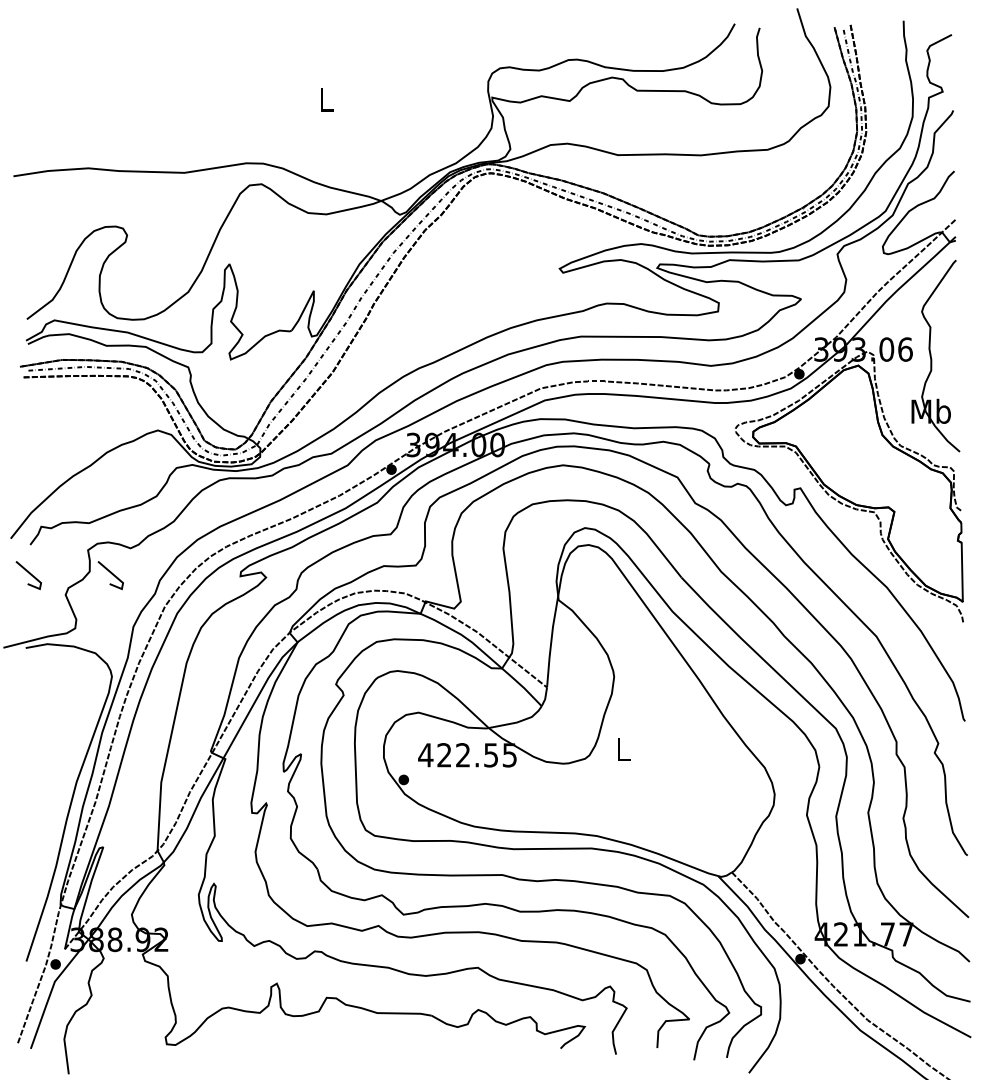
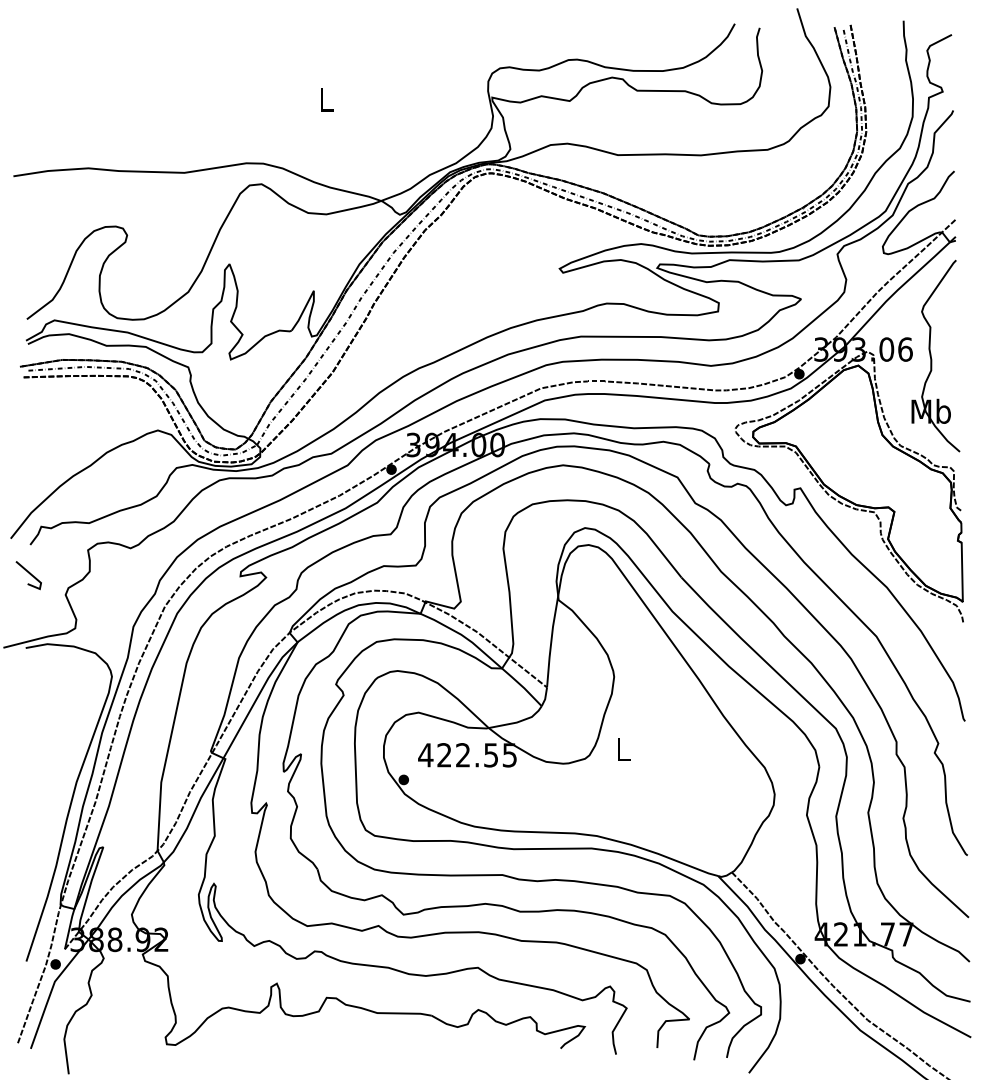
line: present -> none (111, 574)
